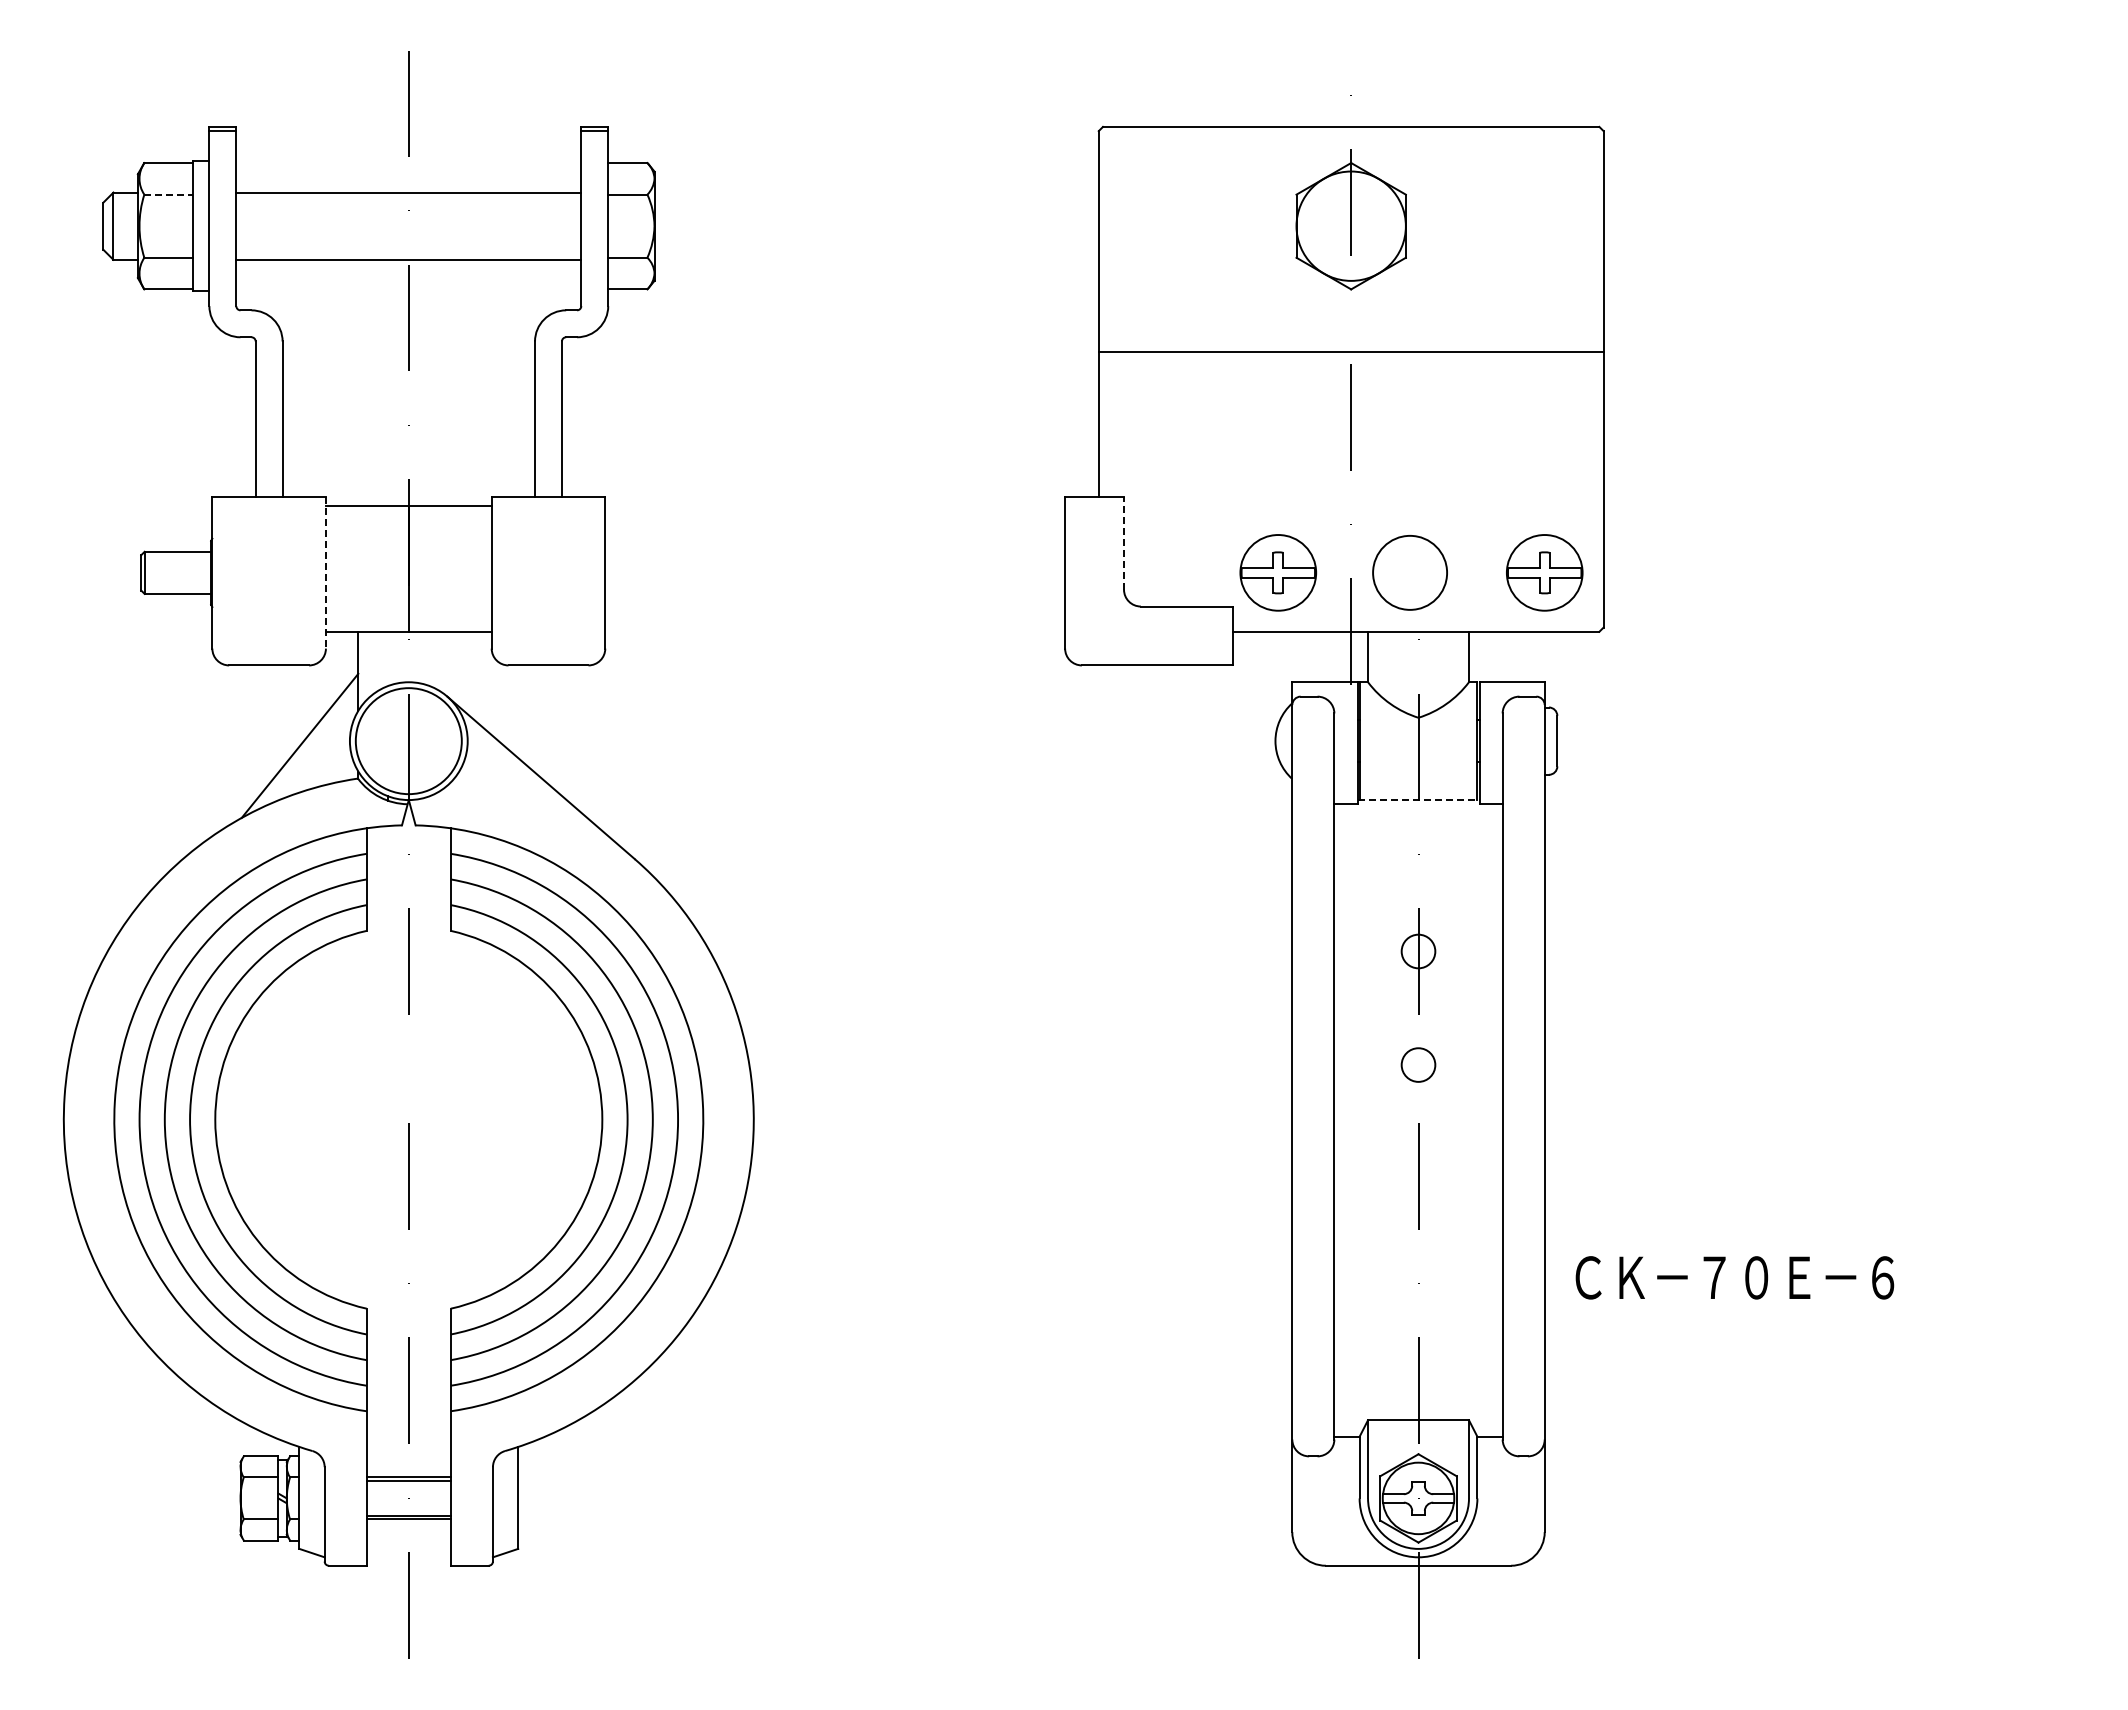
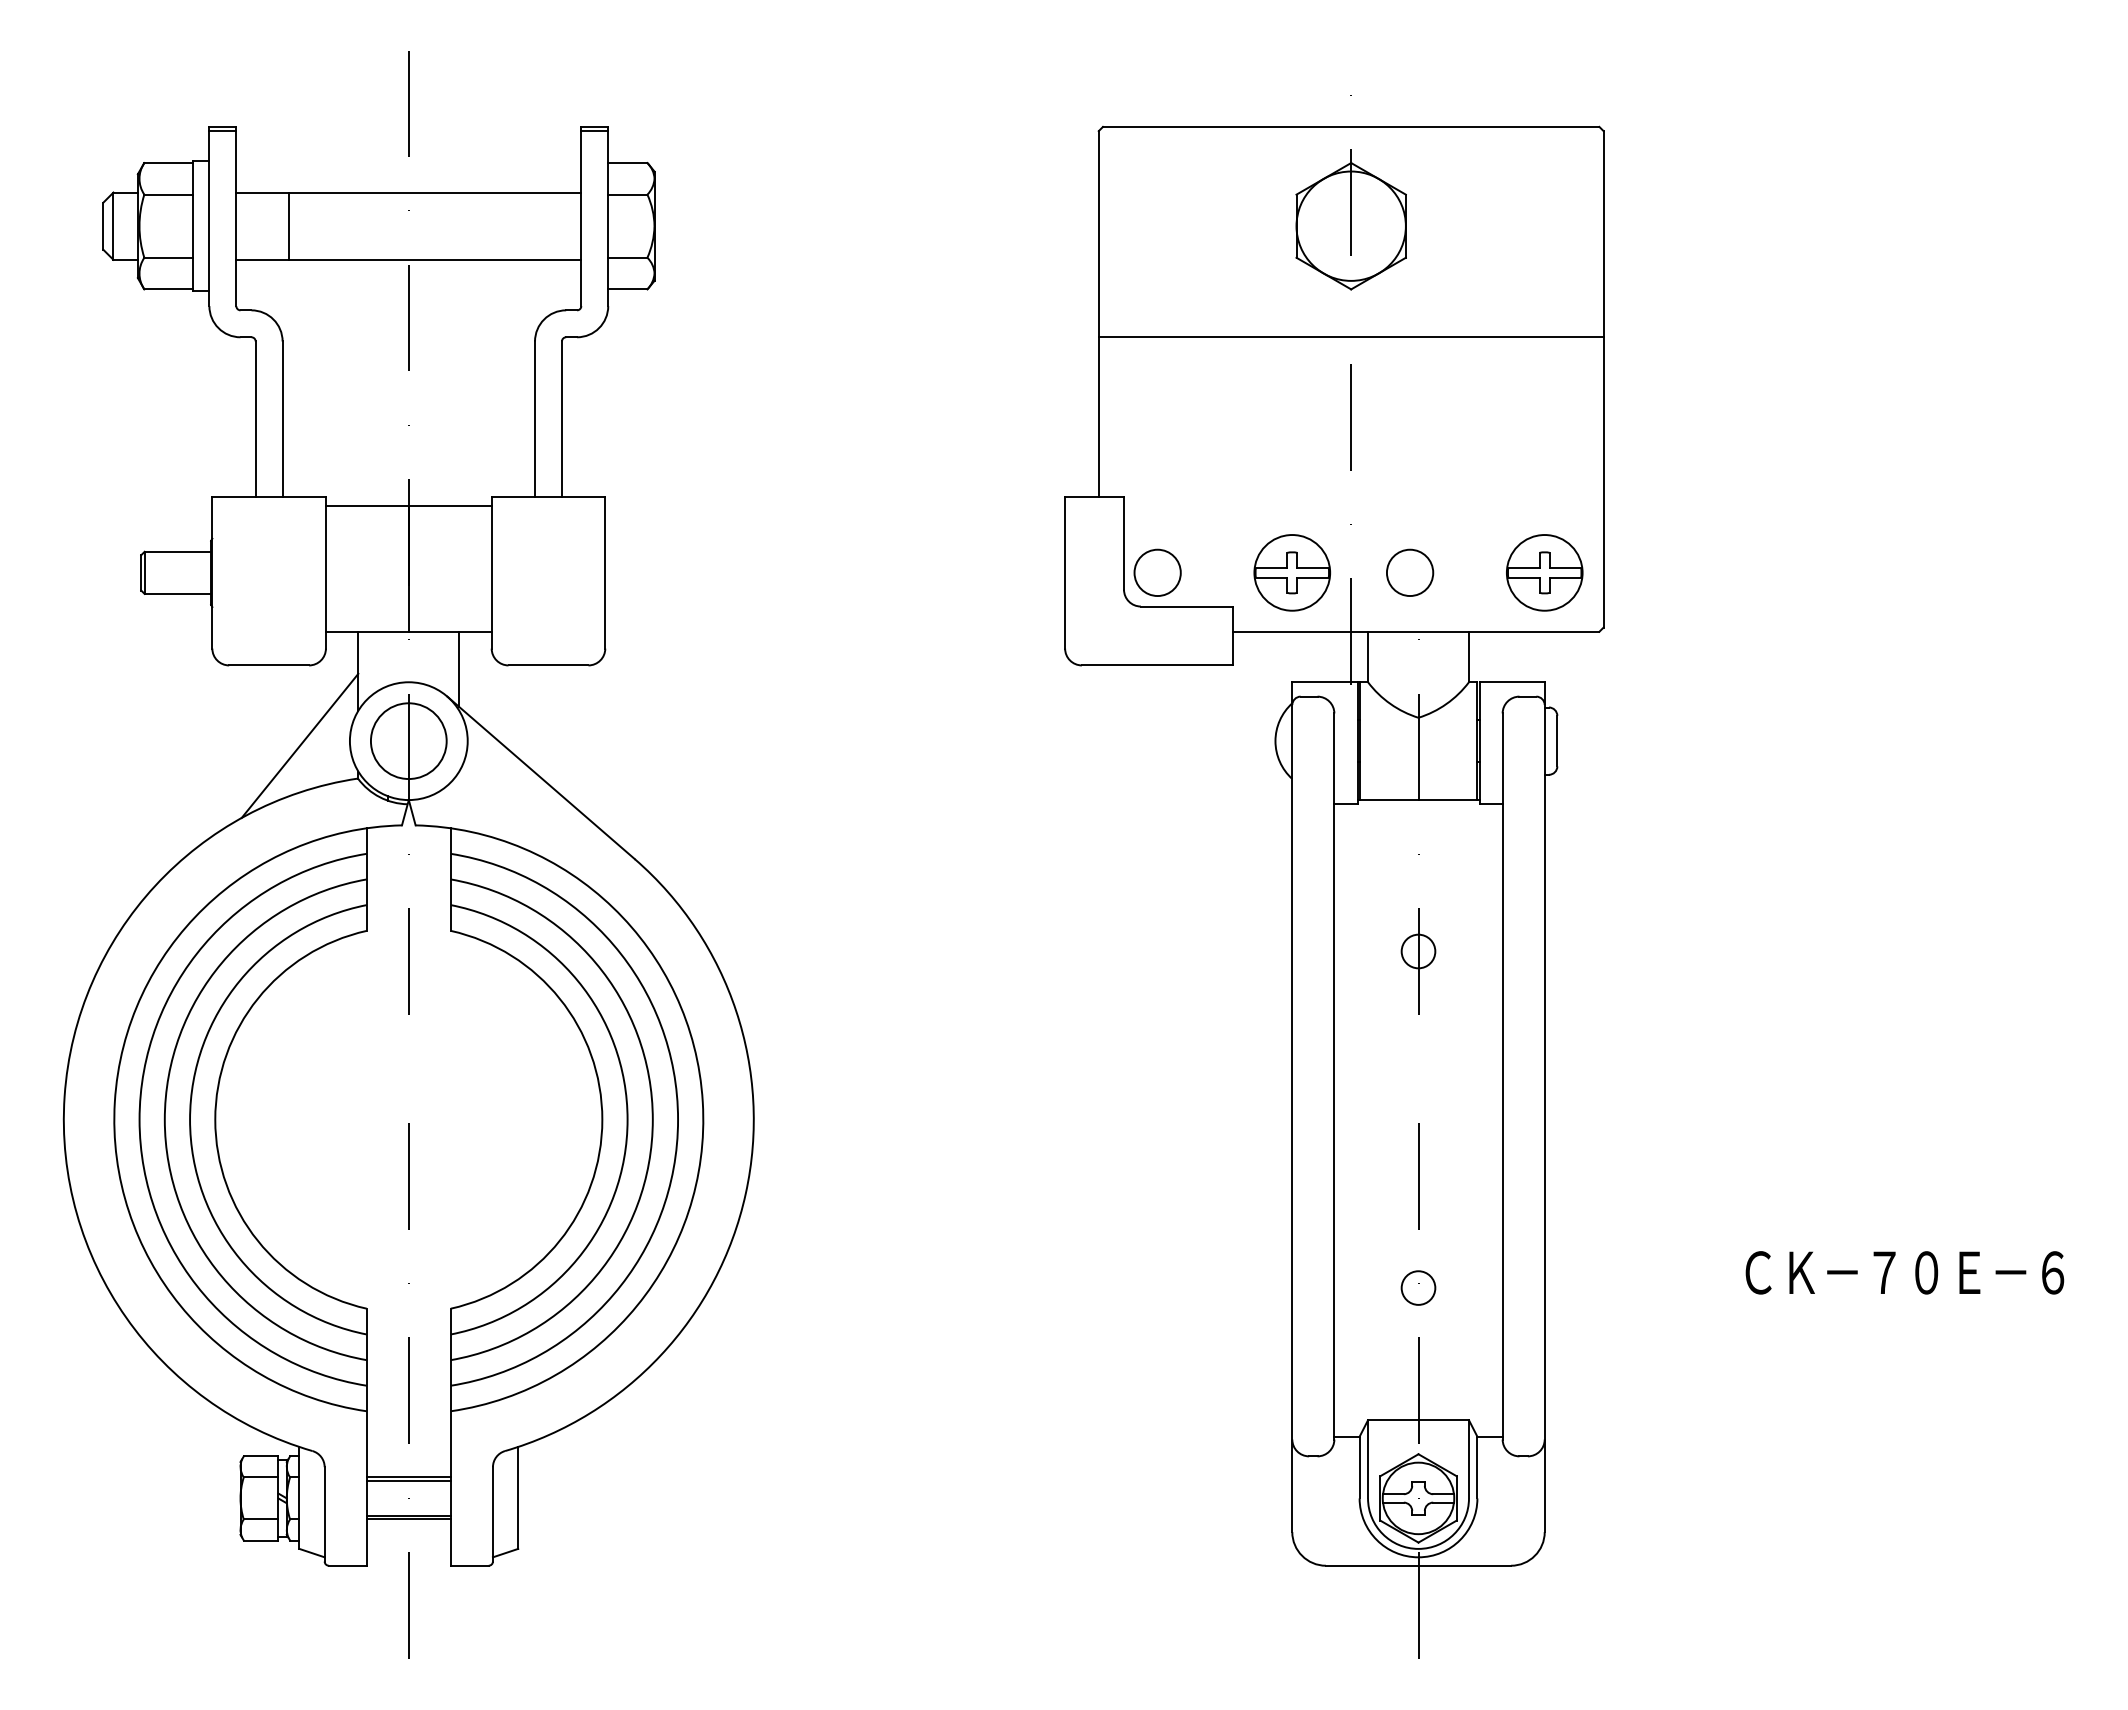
line: dashed -> solid (168, 194)
line: none -> present (288, 225)
line position: (1350, 352) -> (1350, 337) (1350, 337)
line: dashed -> solid (1124, 542)
line: dashed -> solid (325, 572)
circle: none -> present (1157, 572)
part position: (1278, 572) -> (1292, 572) (1292, 572)
circle diameter: 74 px -> 46 px (1409, 572)
line: none -> present (459, 669)
circle diameter: 106 px -> 76 px (408, 741)
line: dashed -> solid (1419, 800)
circle position: (1418, 1064) -> (1418, 1287) (1418, 1287)
text position: (1734, 1277) -> (1904, 1272) (1904, 1272)
